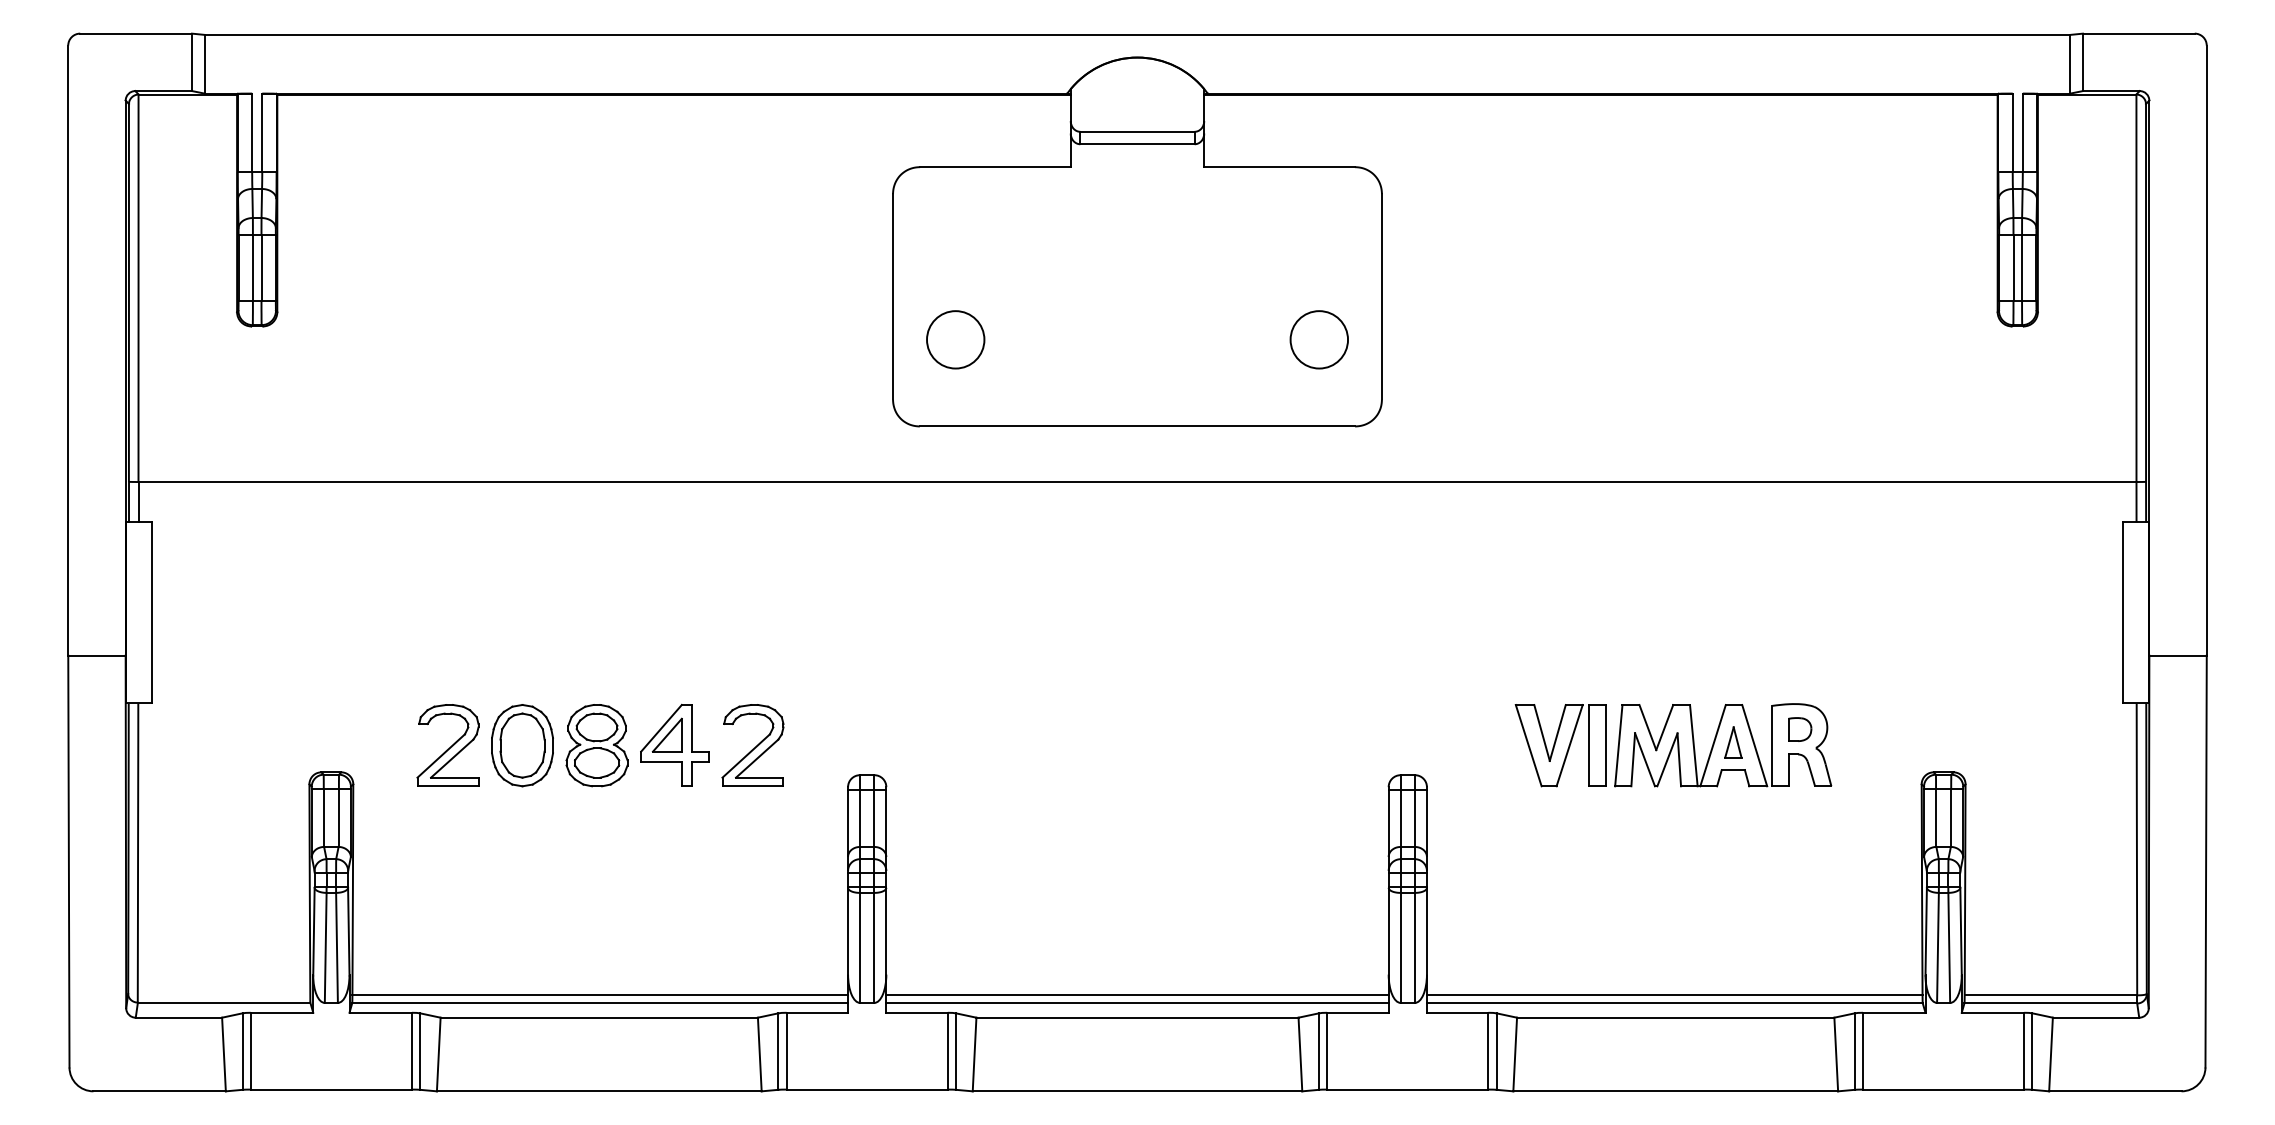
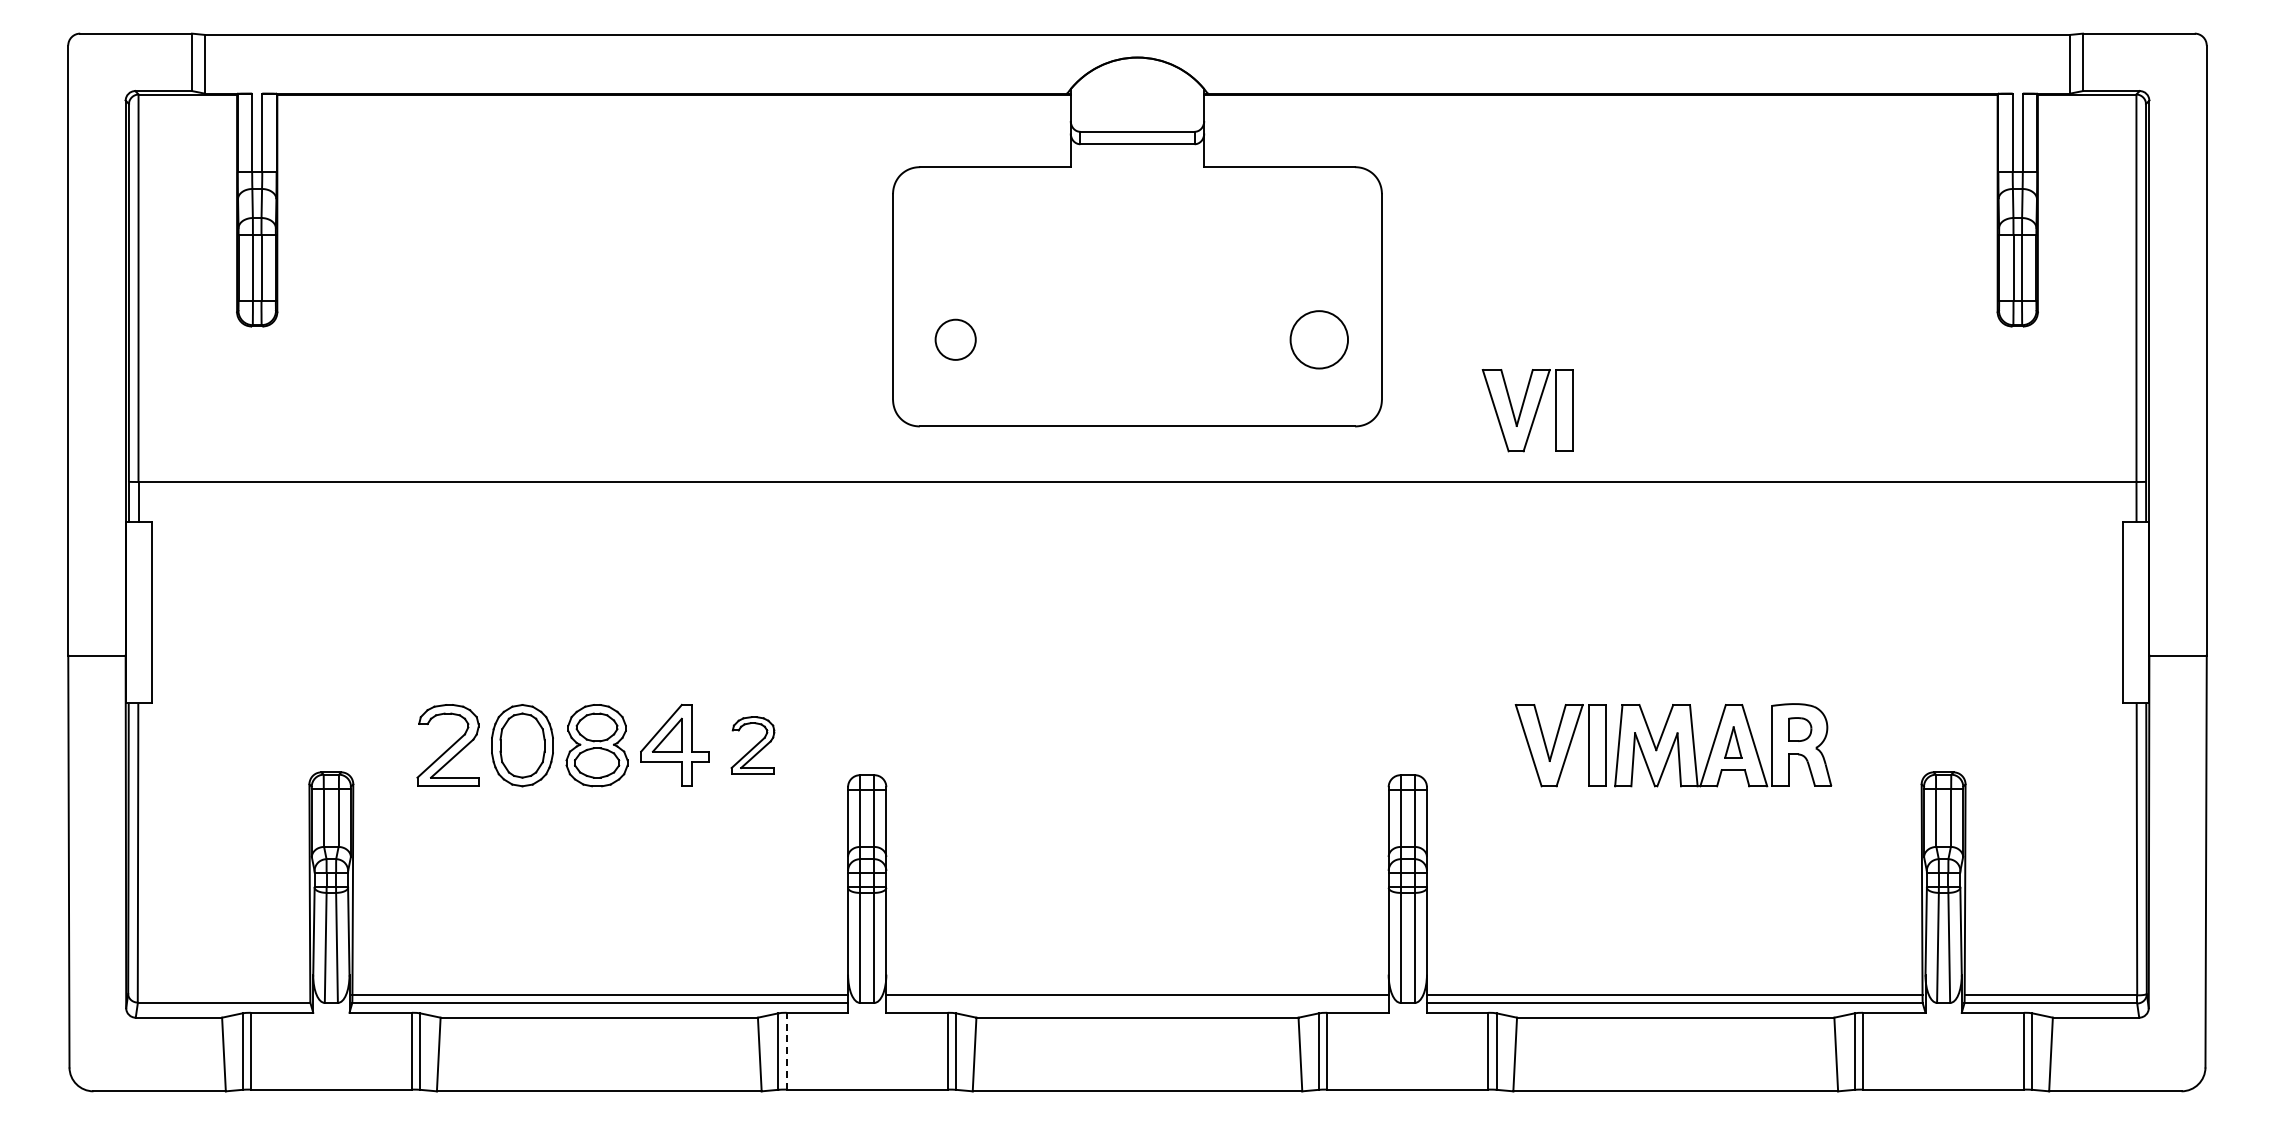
circle diameter: 57 px -> 40 px (955, 339)
part: none -> present (1527, 410)
part size: 64x83 px -> 46x59 px (752, 745)
line: present -> none (1137, 1003)
line: solid -> dashed (786, 1050)
